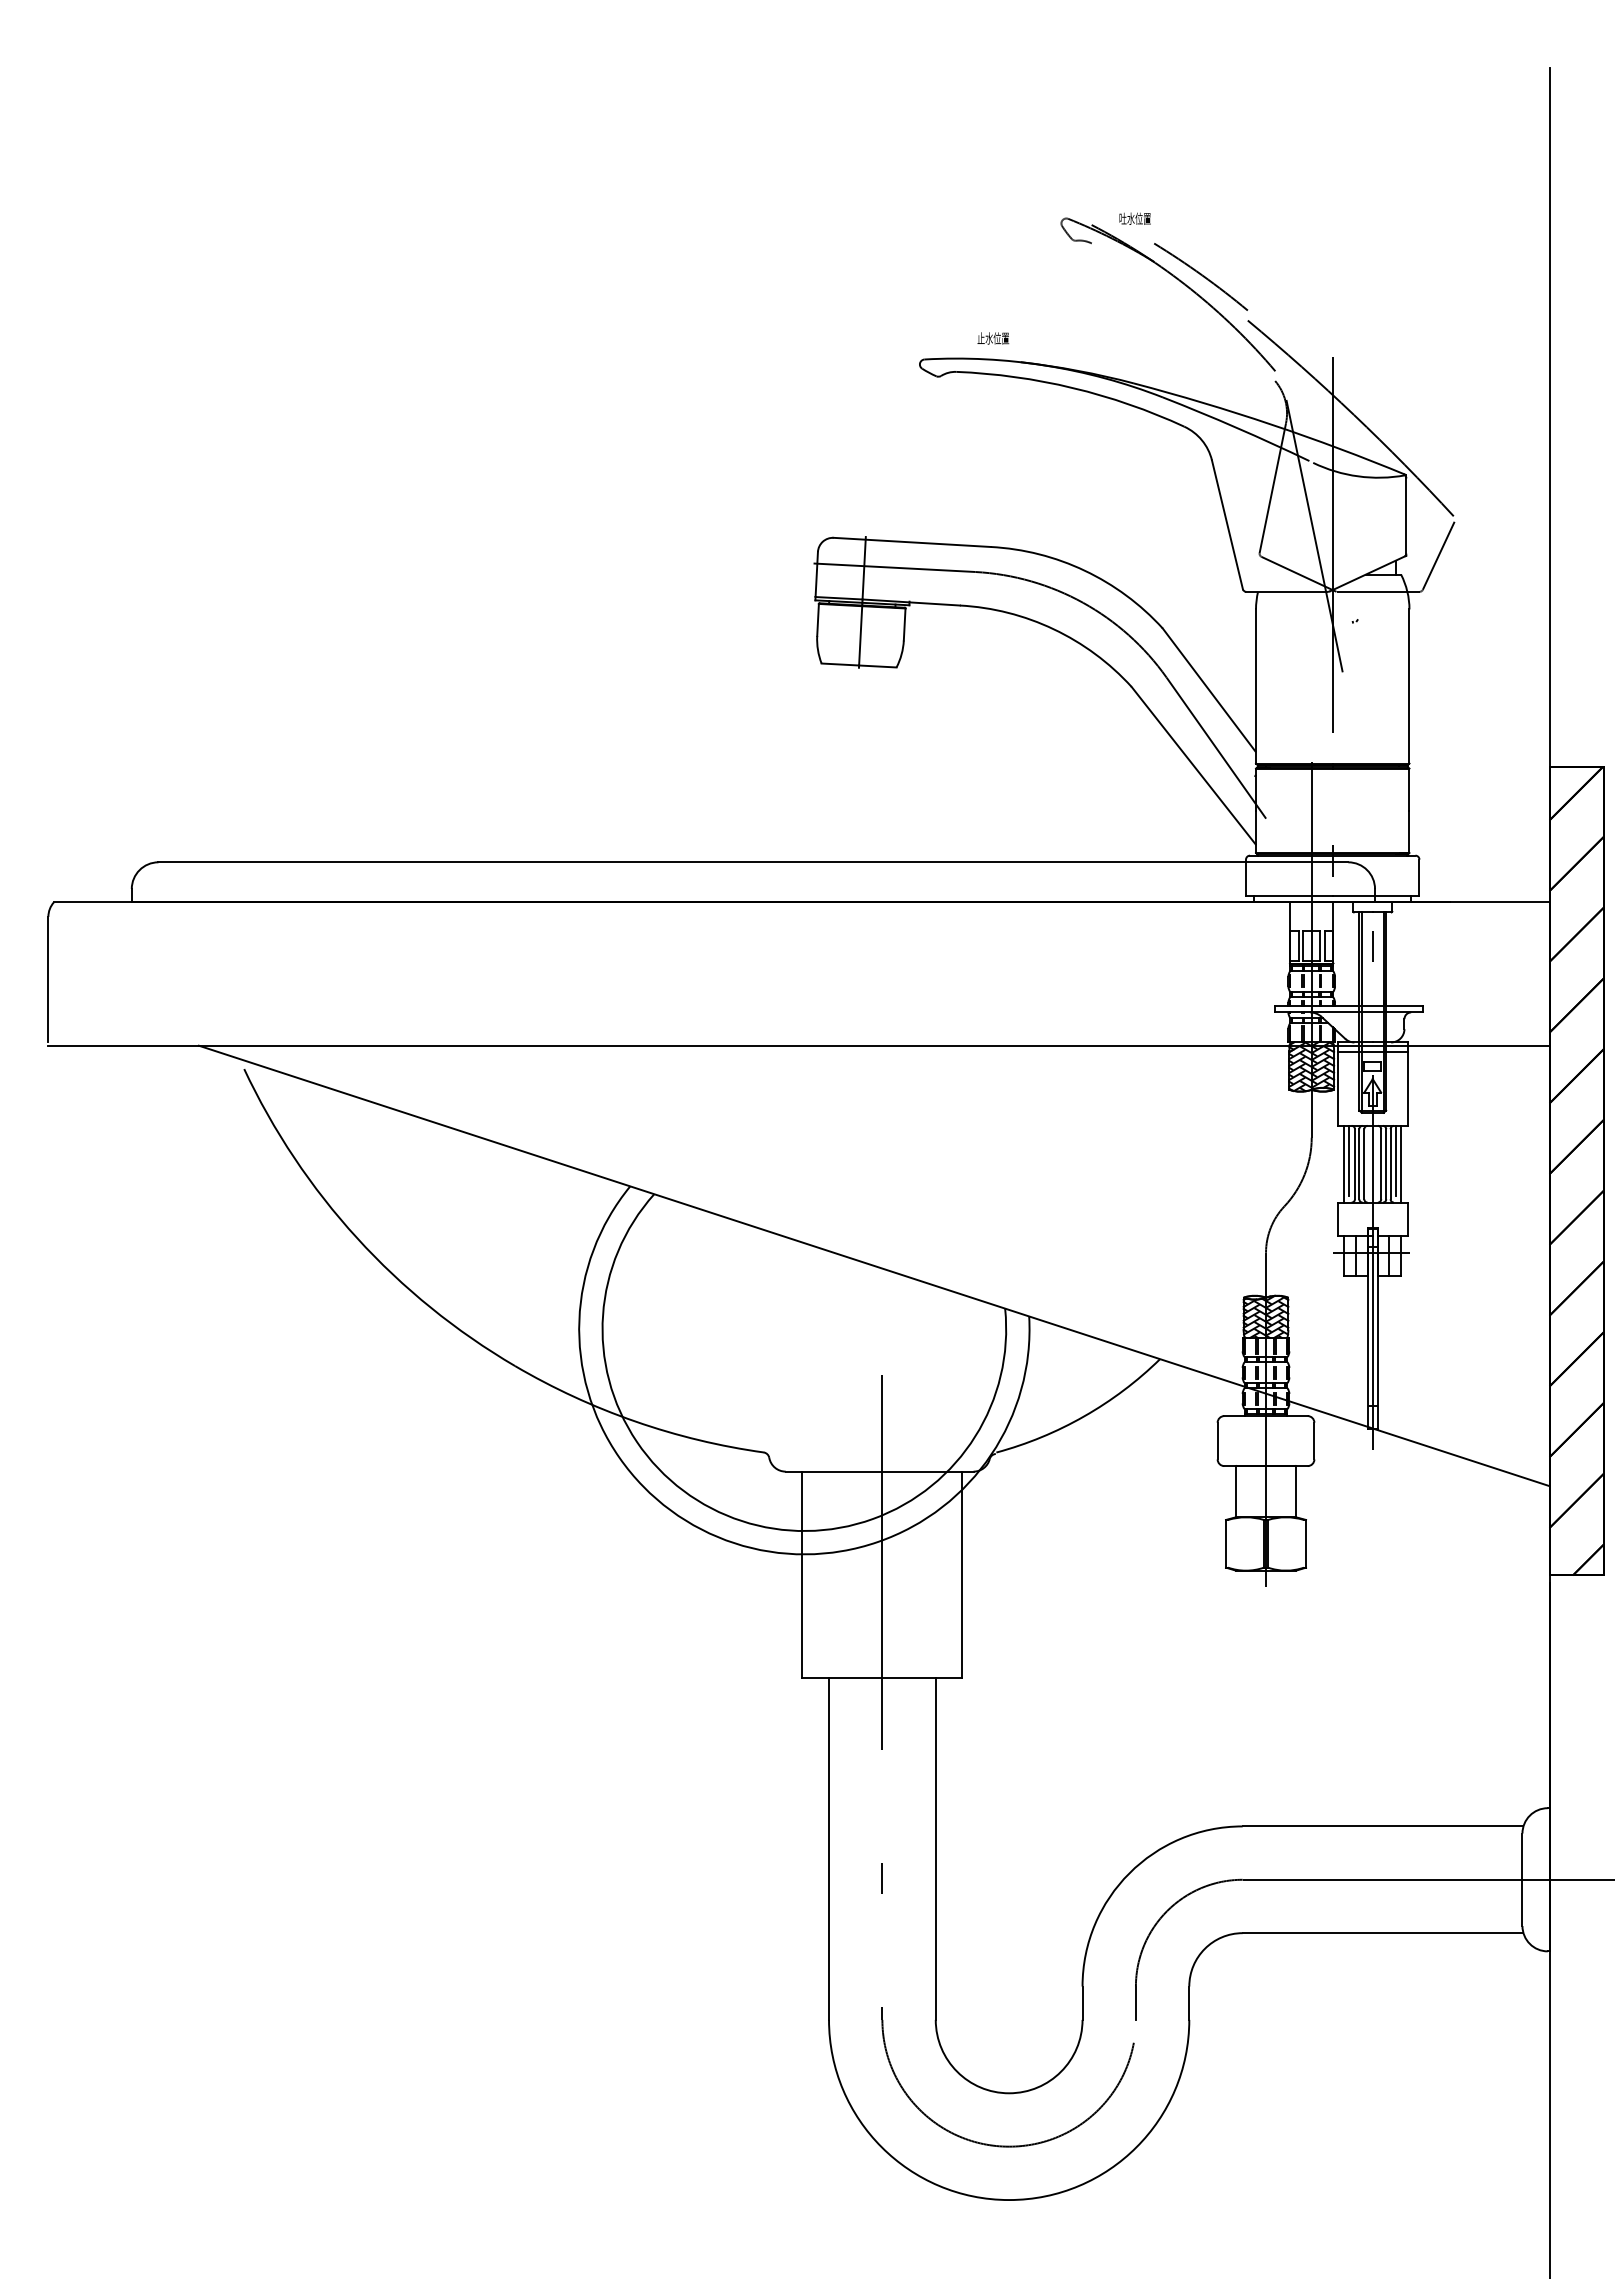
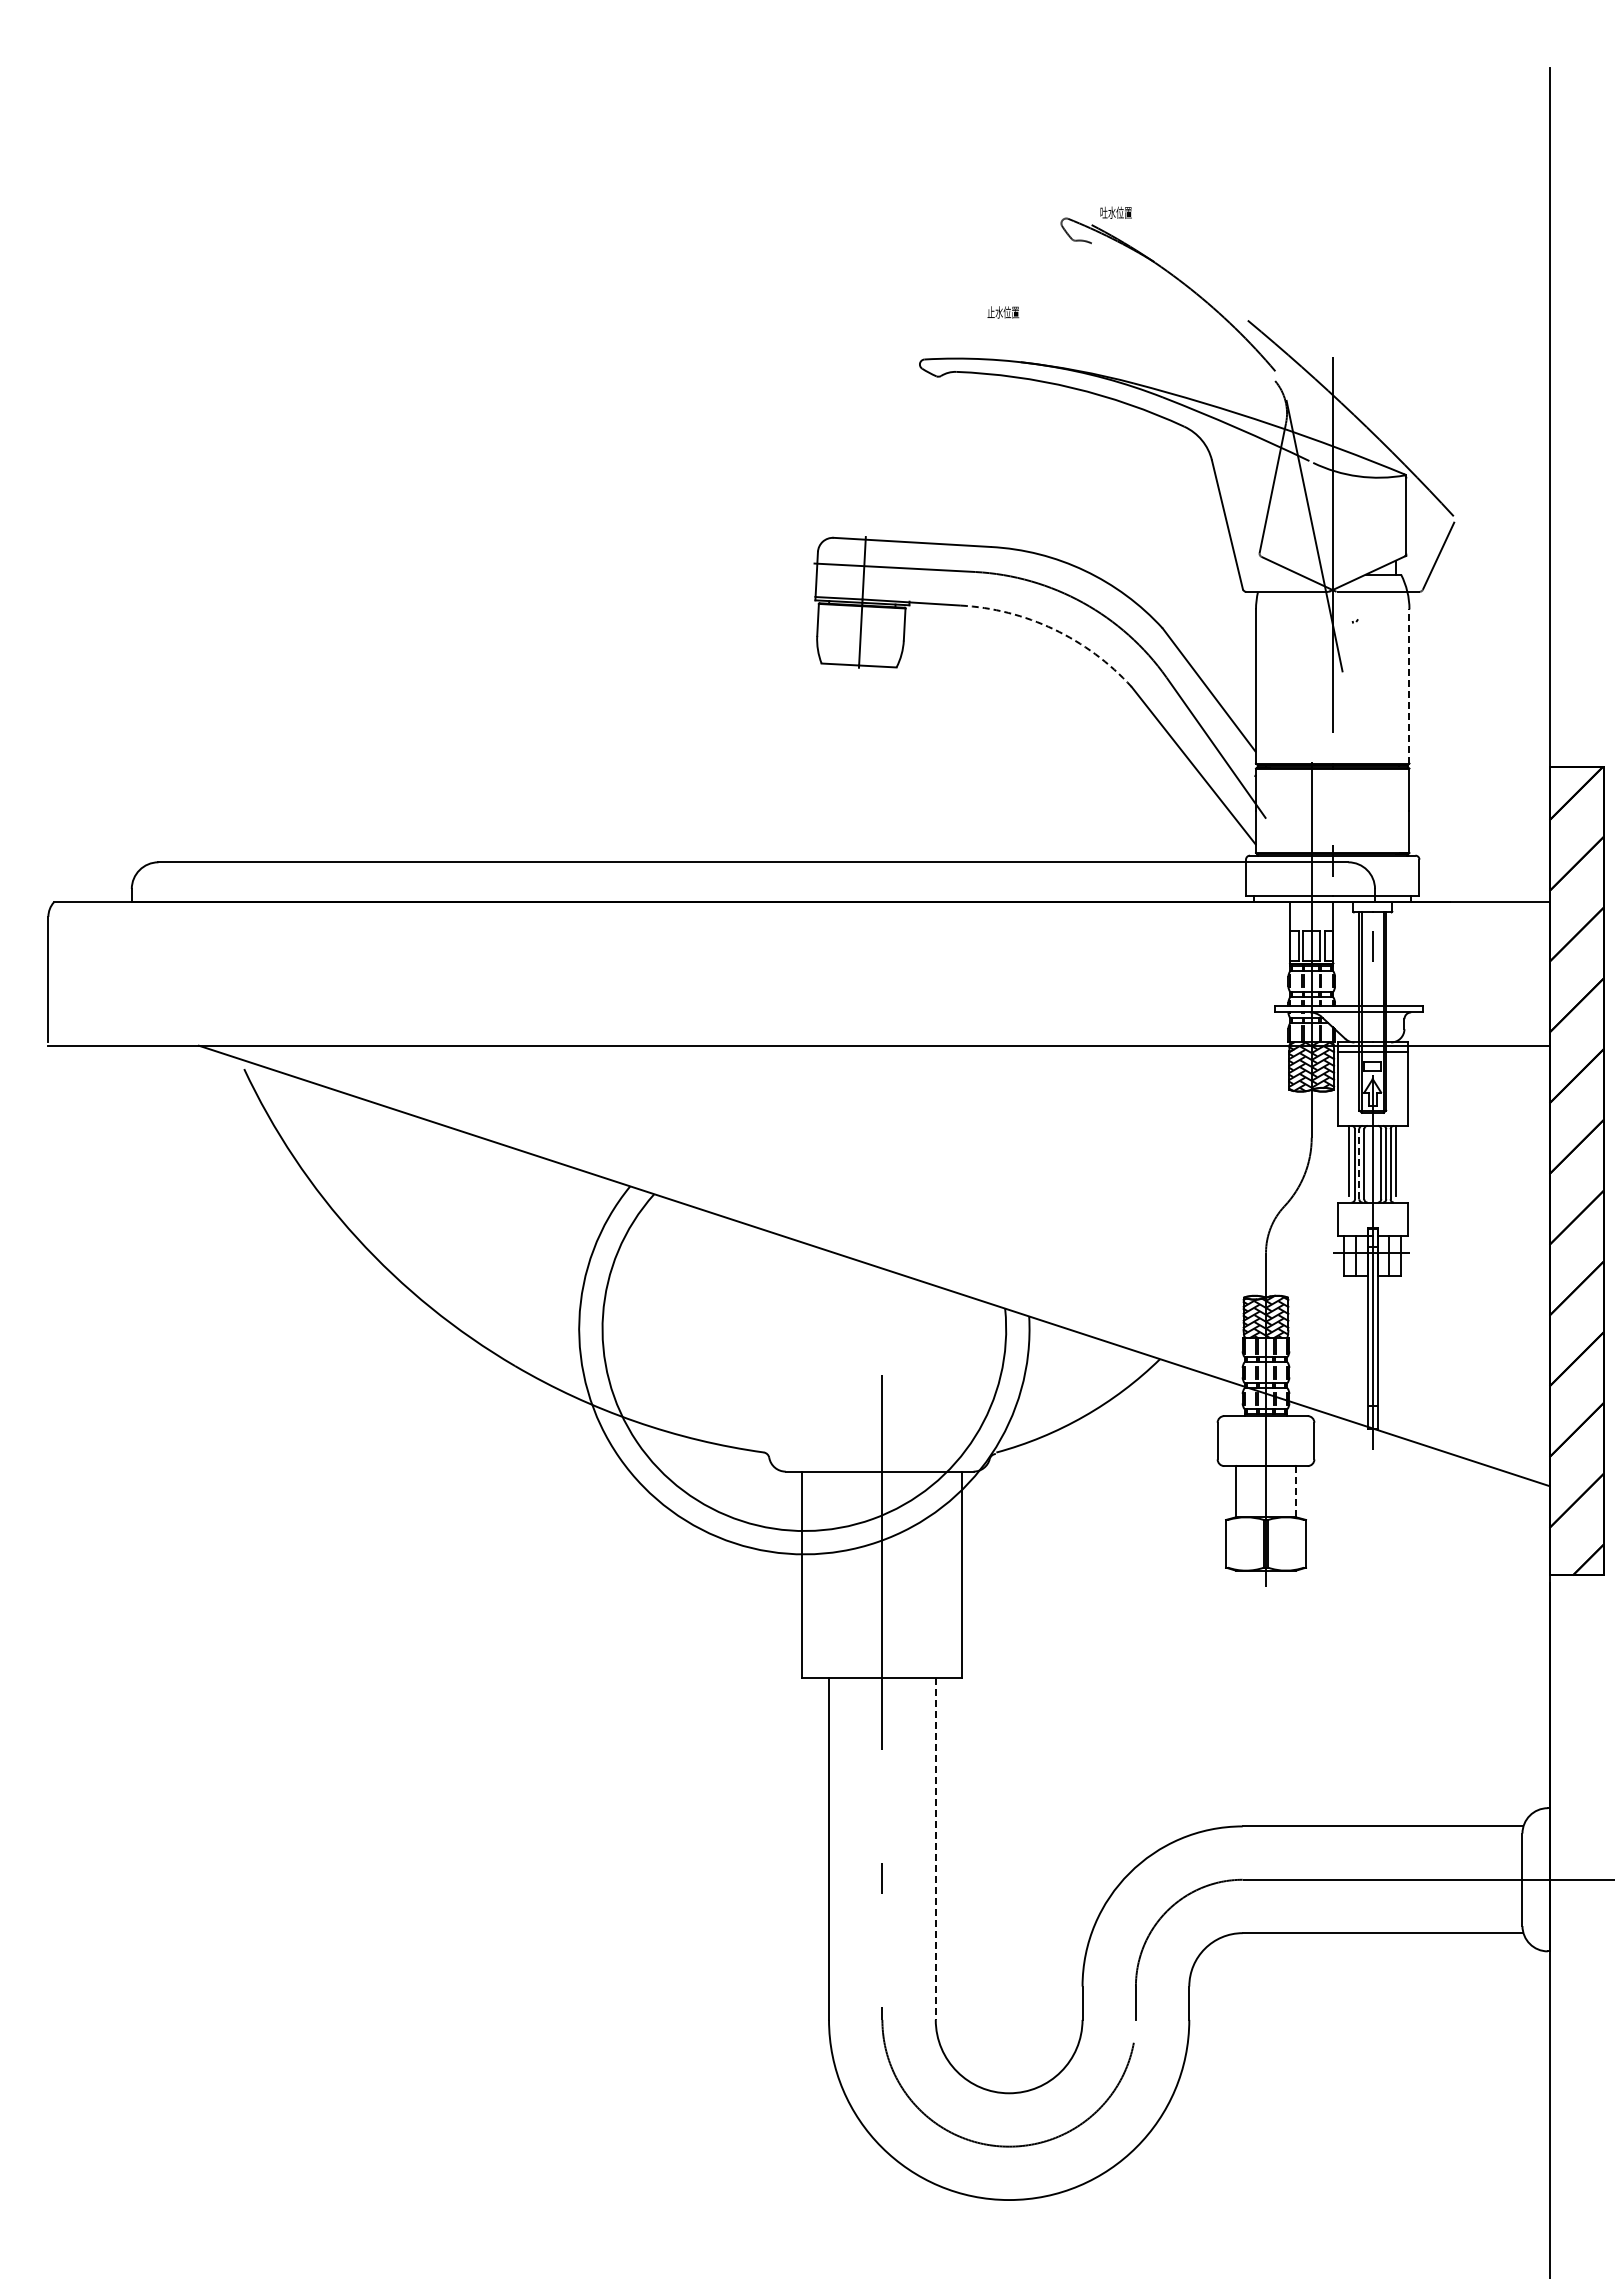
text position: (1134, 218) -> (1115, 212) (1115, 212)
arc: present -> none (1201, 275)
text position: (993, 338) -> (1003, 312) (1003, 312)
arc: solid -> dashed (1053, 629)
line: solid -> dashed (1409, 686)
line: present -> none (1344, 1163)
line: solid -> dashed (1359, 1163)
line: present -> none (1401, 1163)
line: solid -> dashed (1296, 1491)
line: solid -> dashed (935, 1849)
